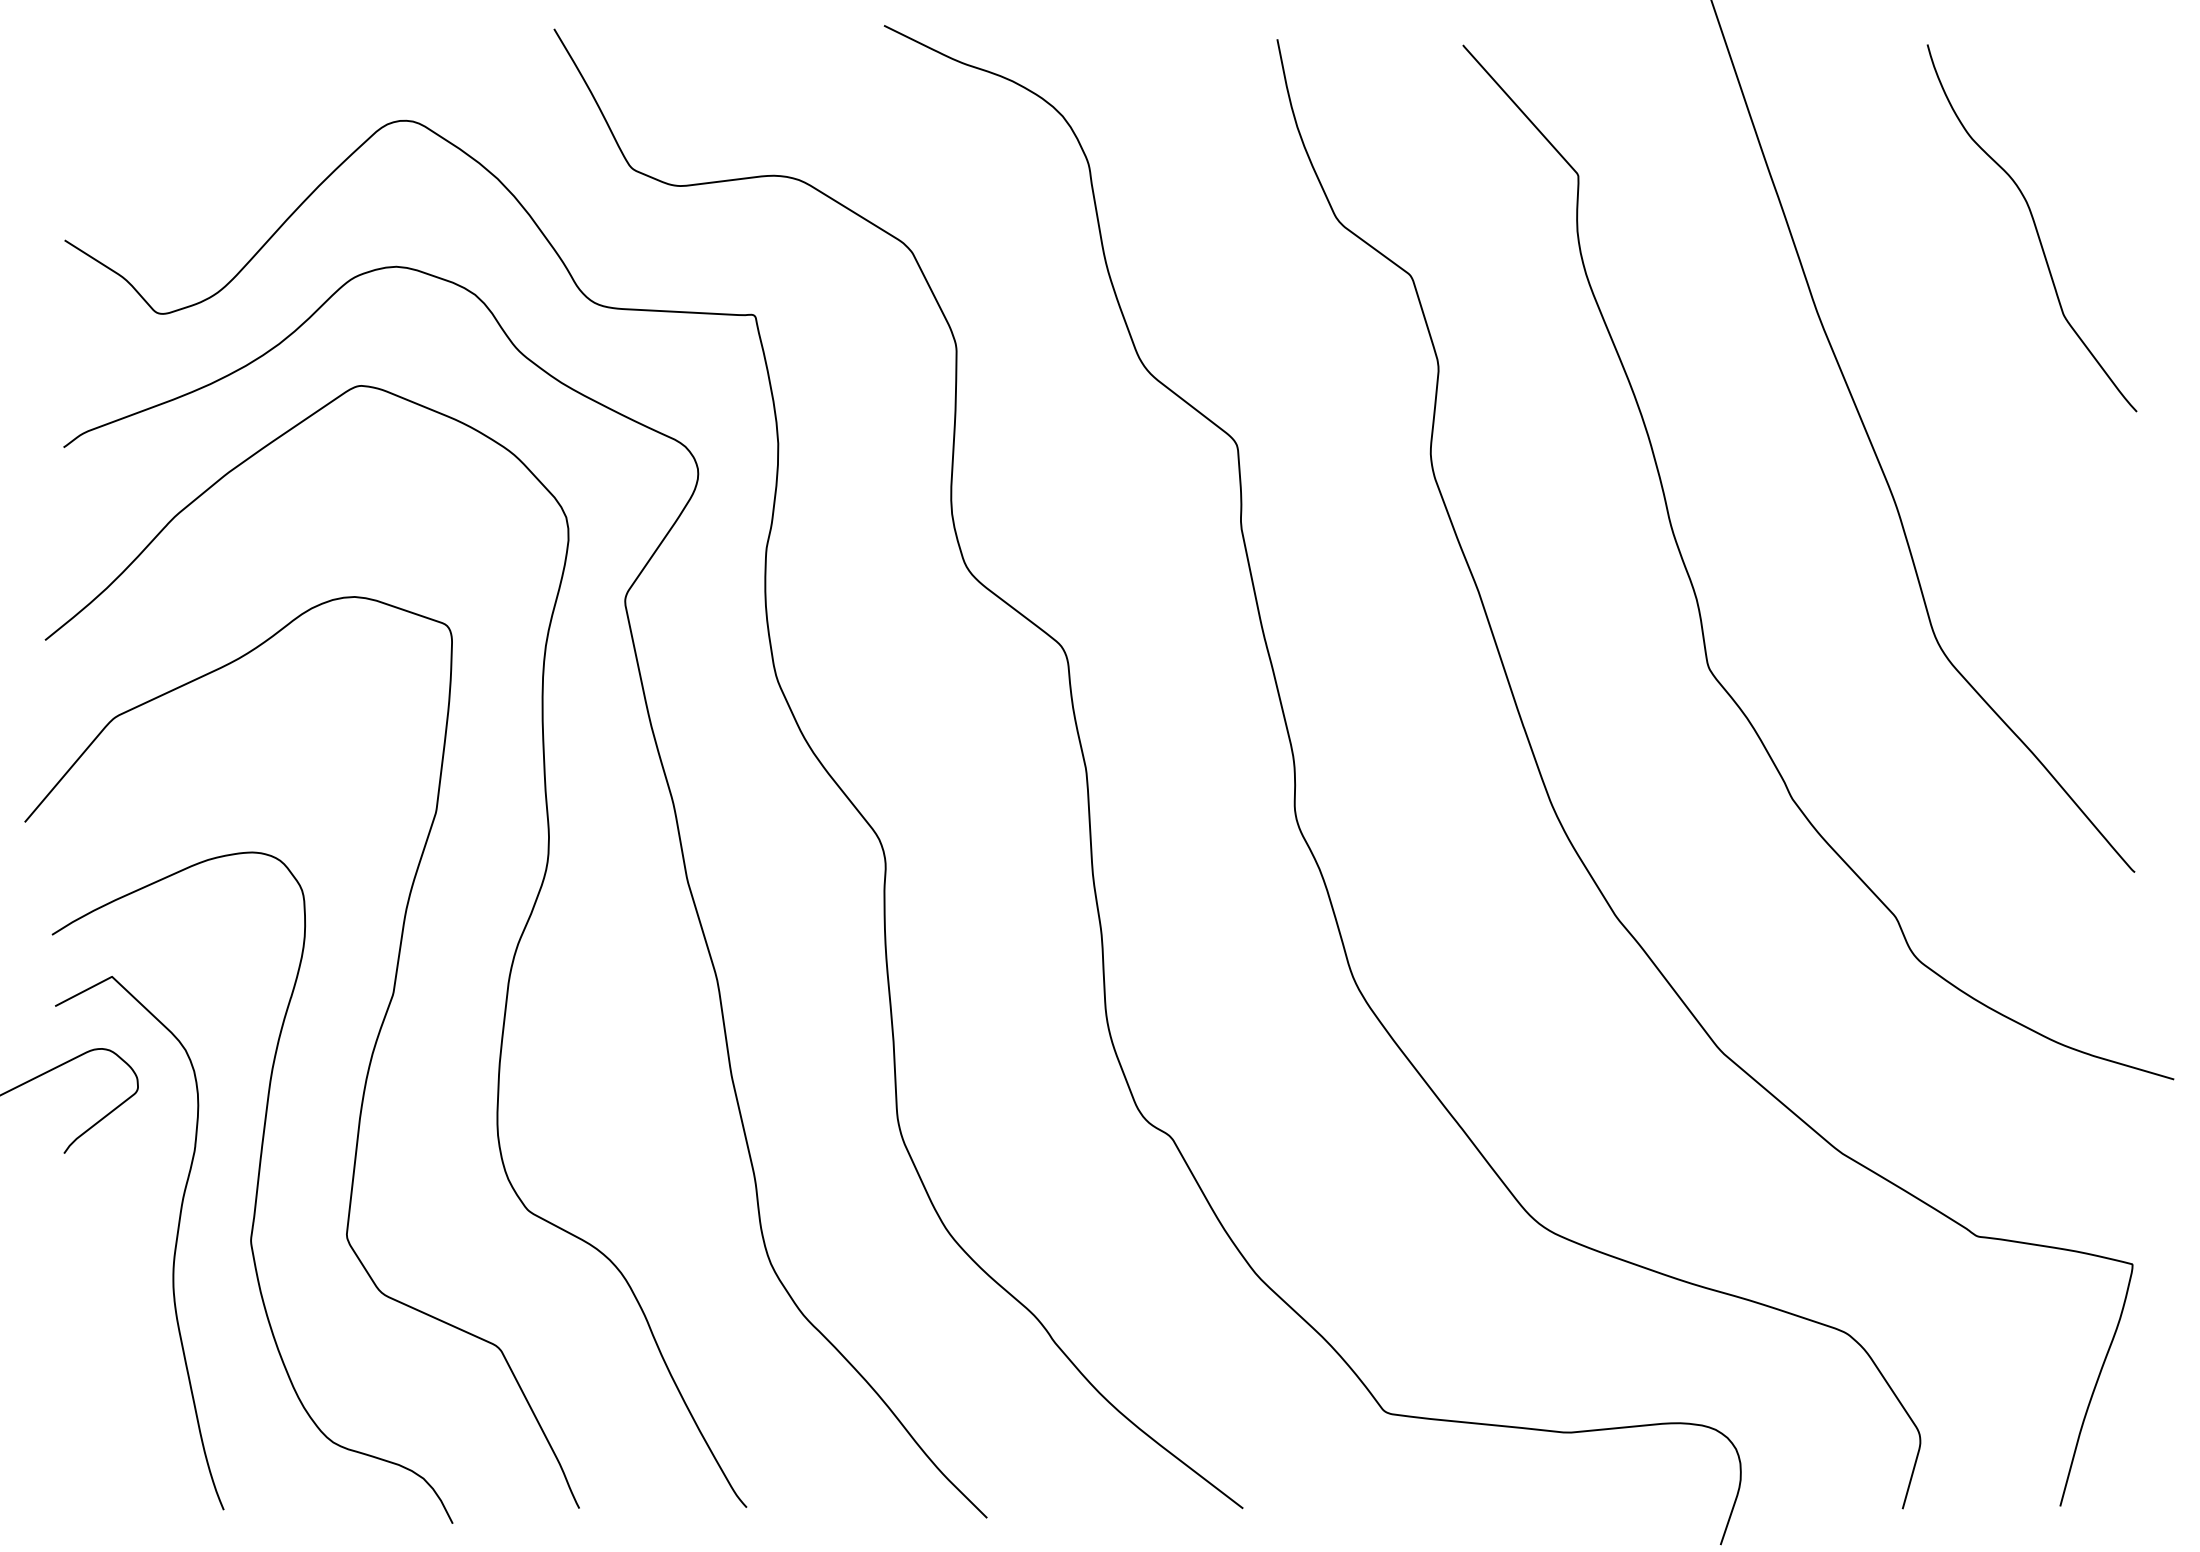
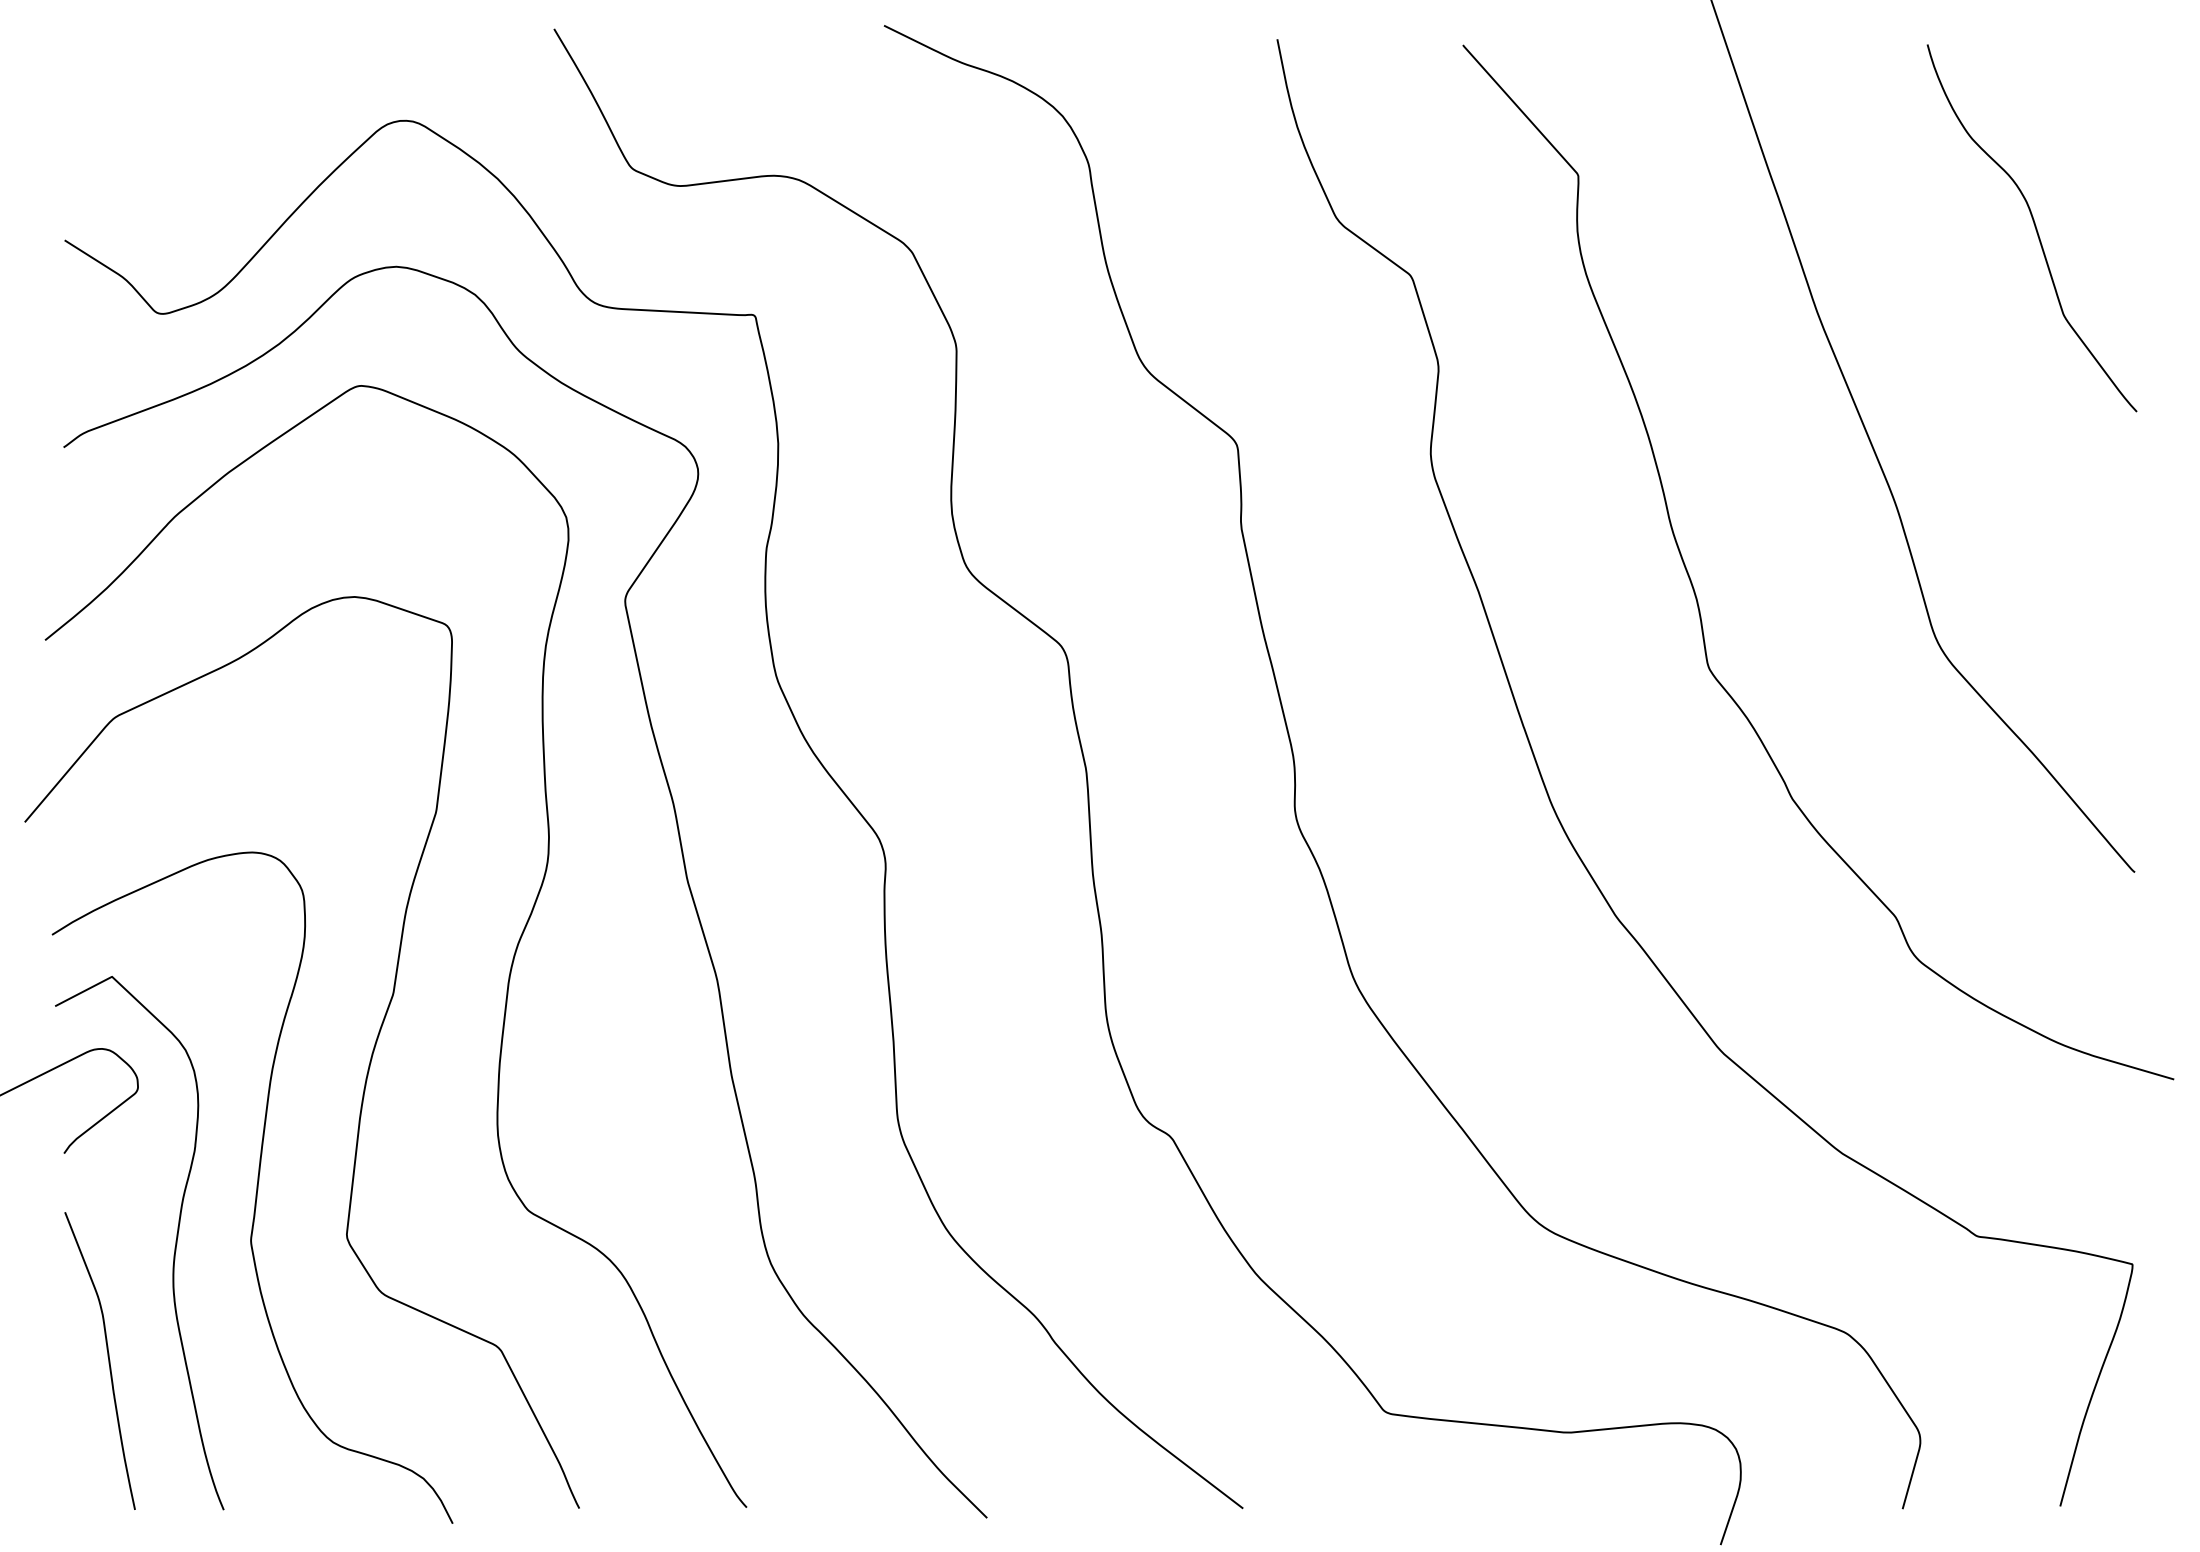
curve: none -> present (107, 1356)
